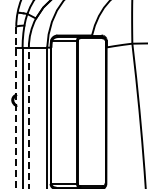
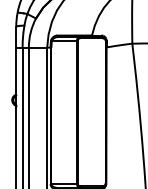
line: dashed -> solid (16, 107)
line: dashed -> solid (28, 117)
